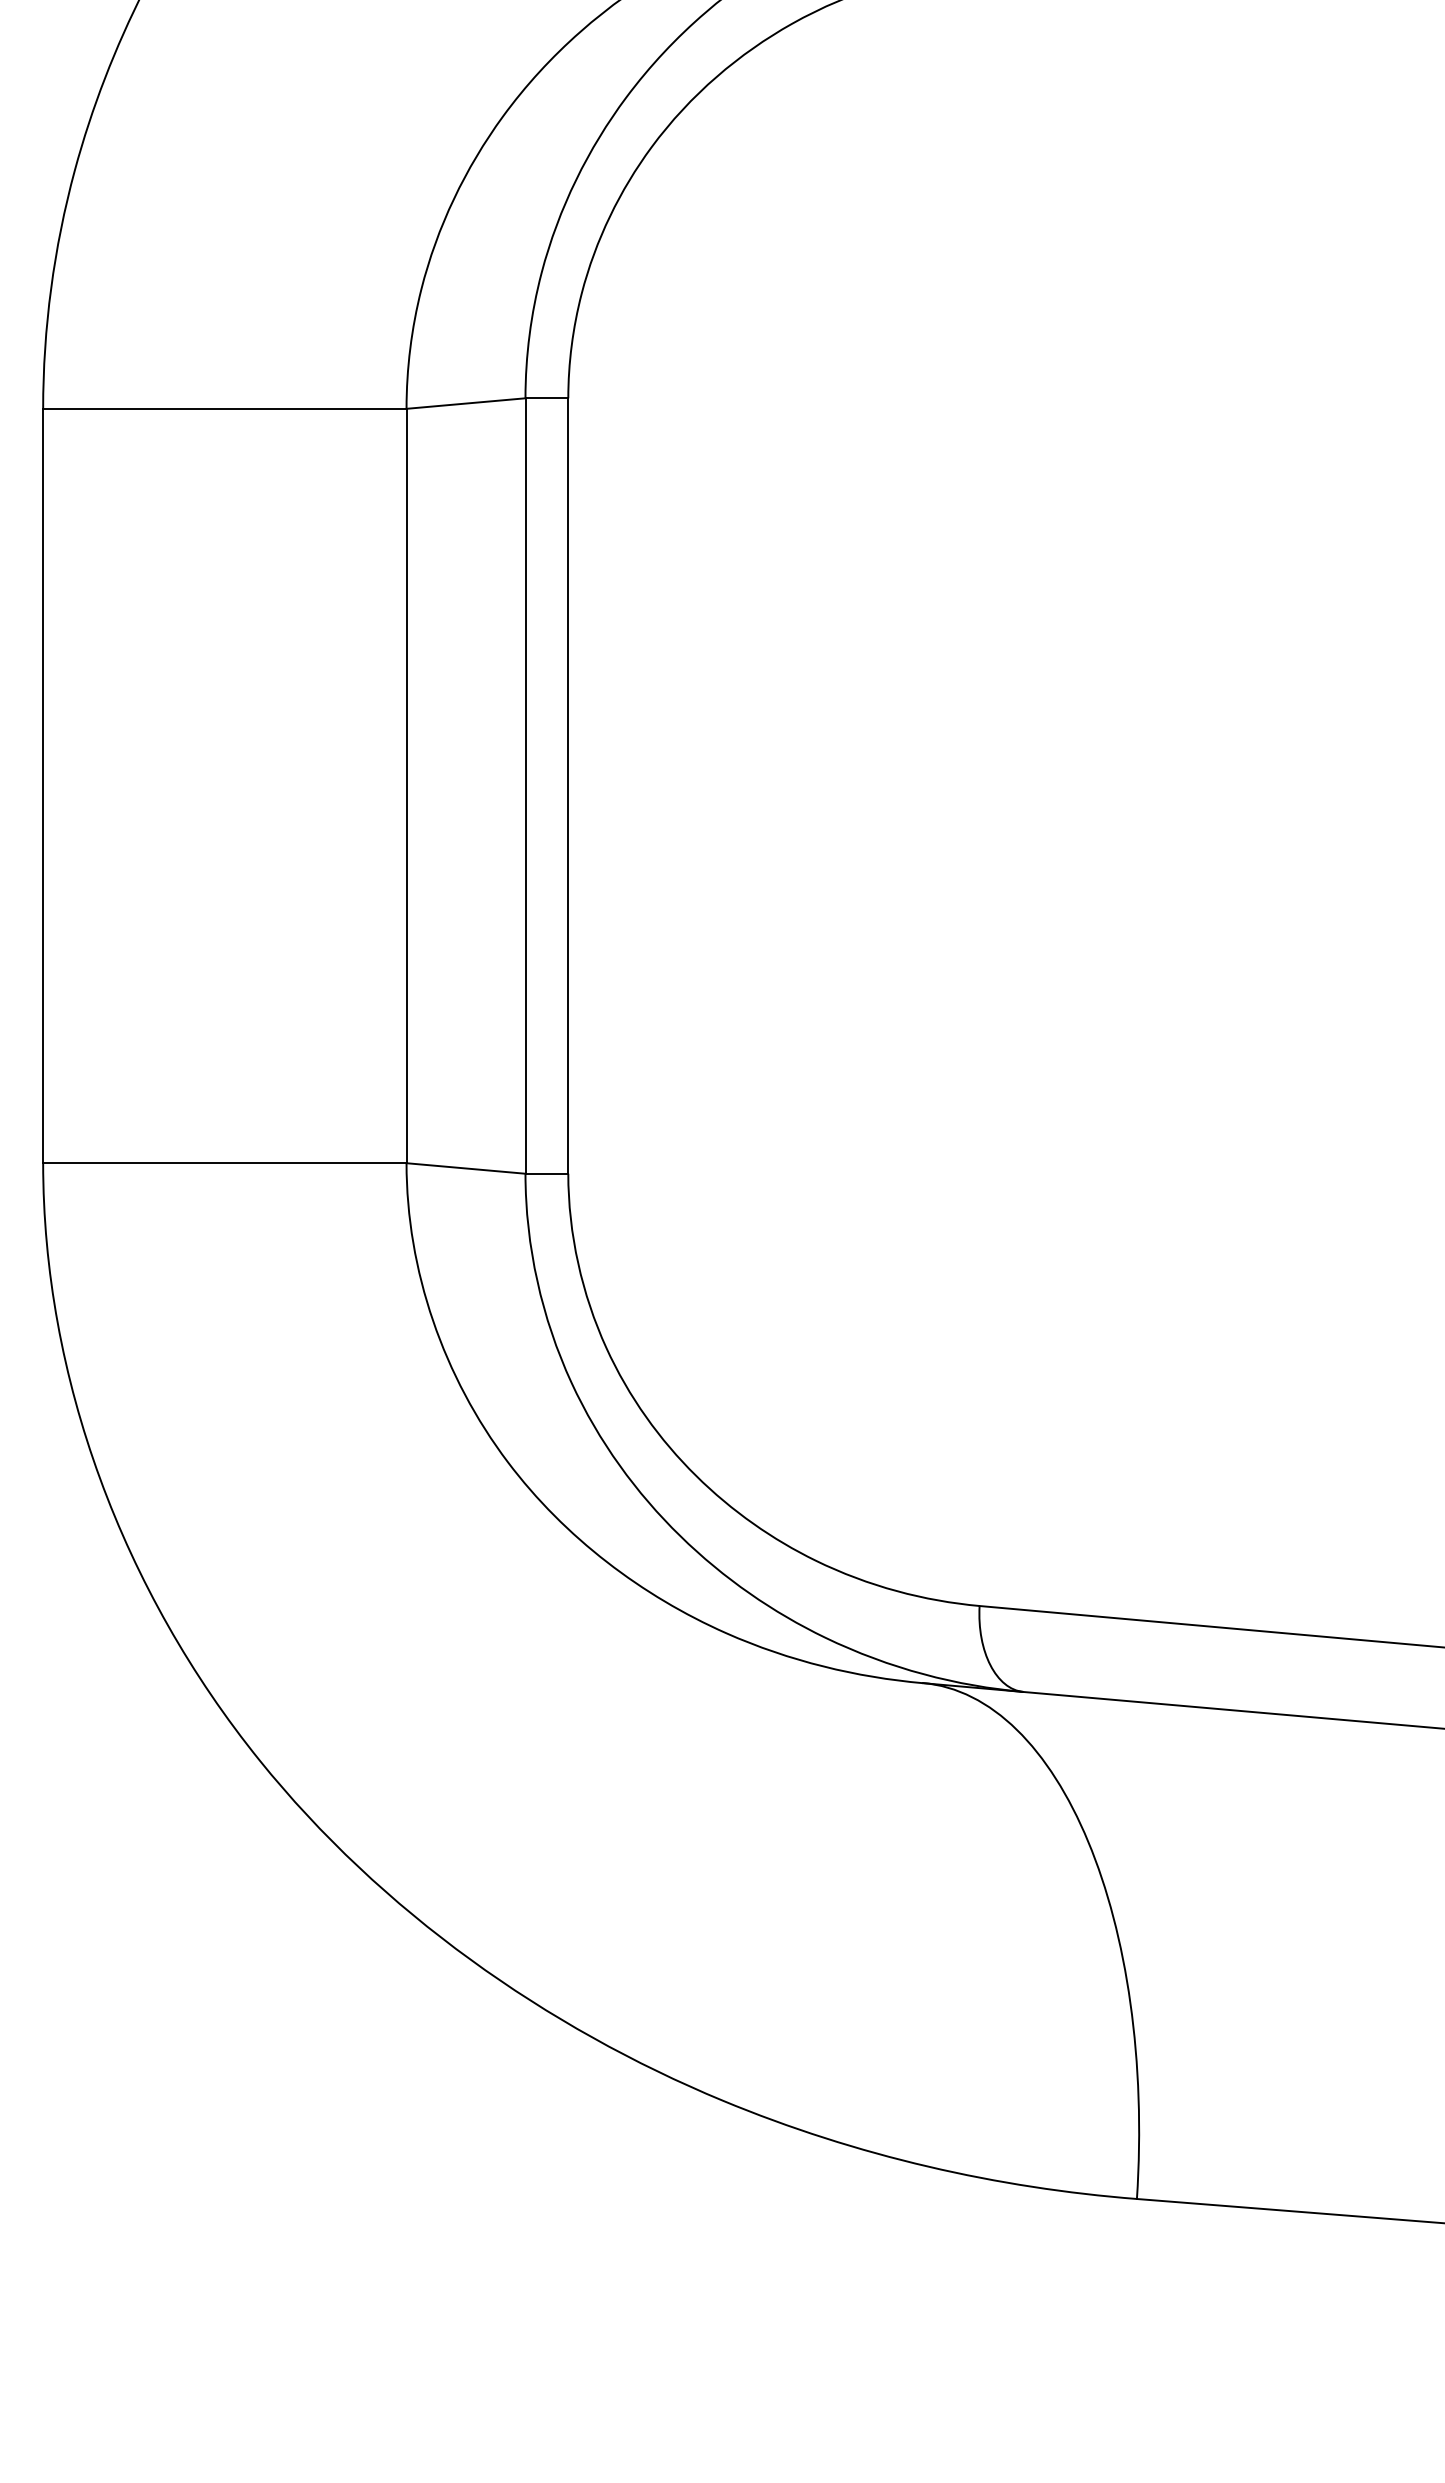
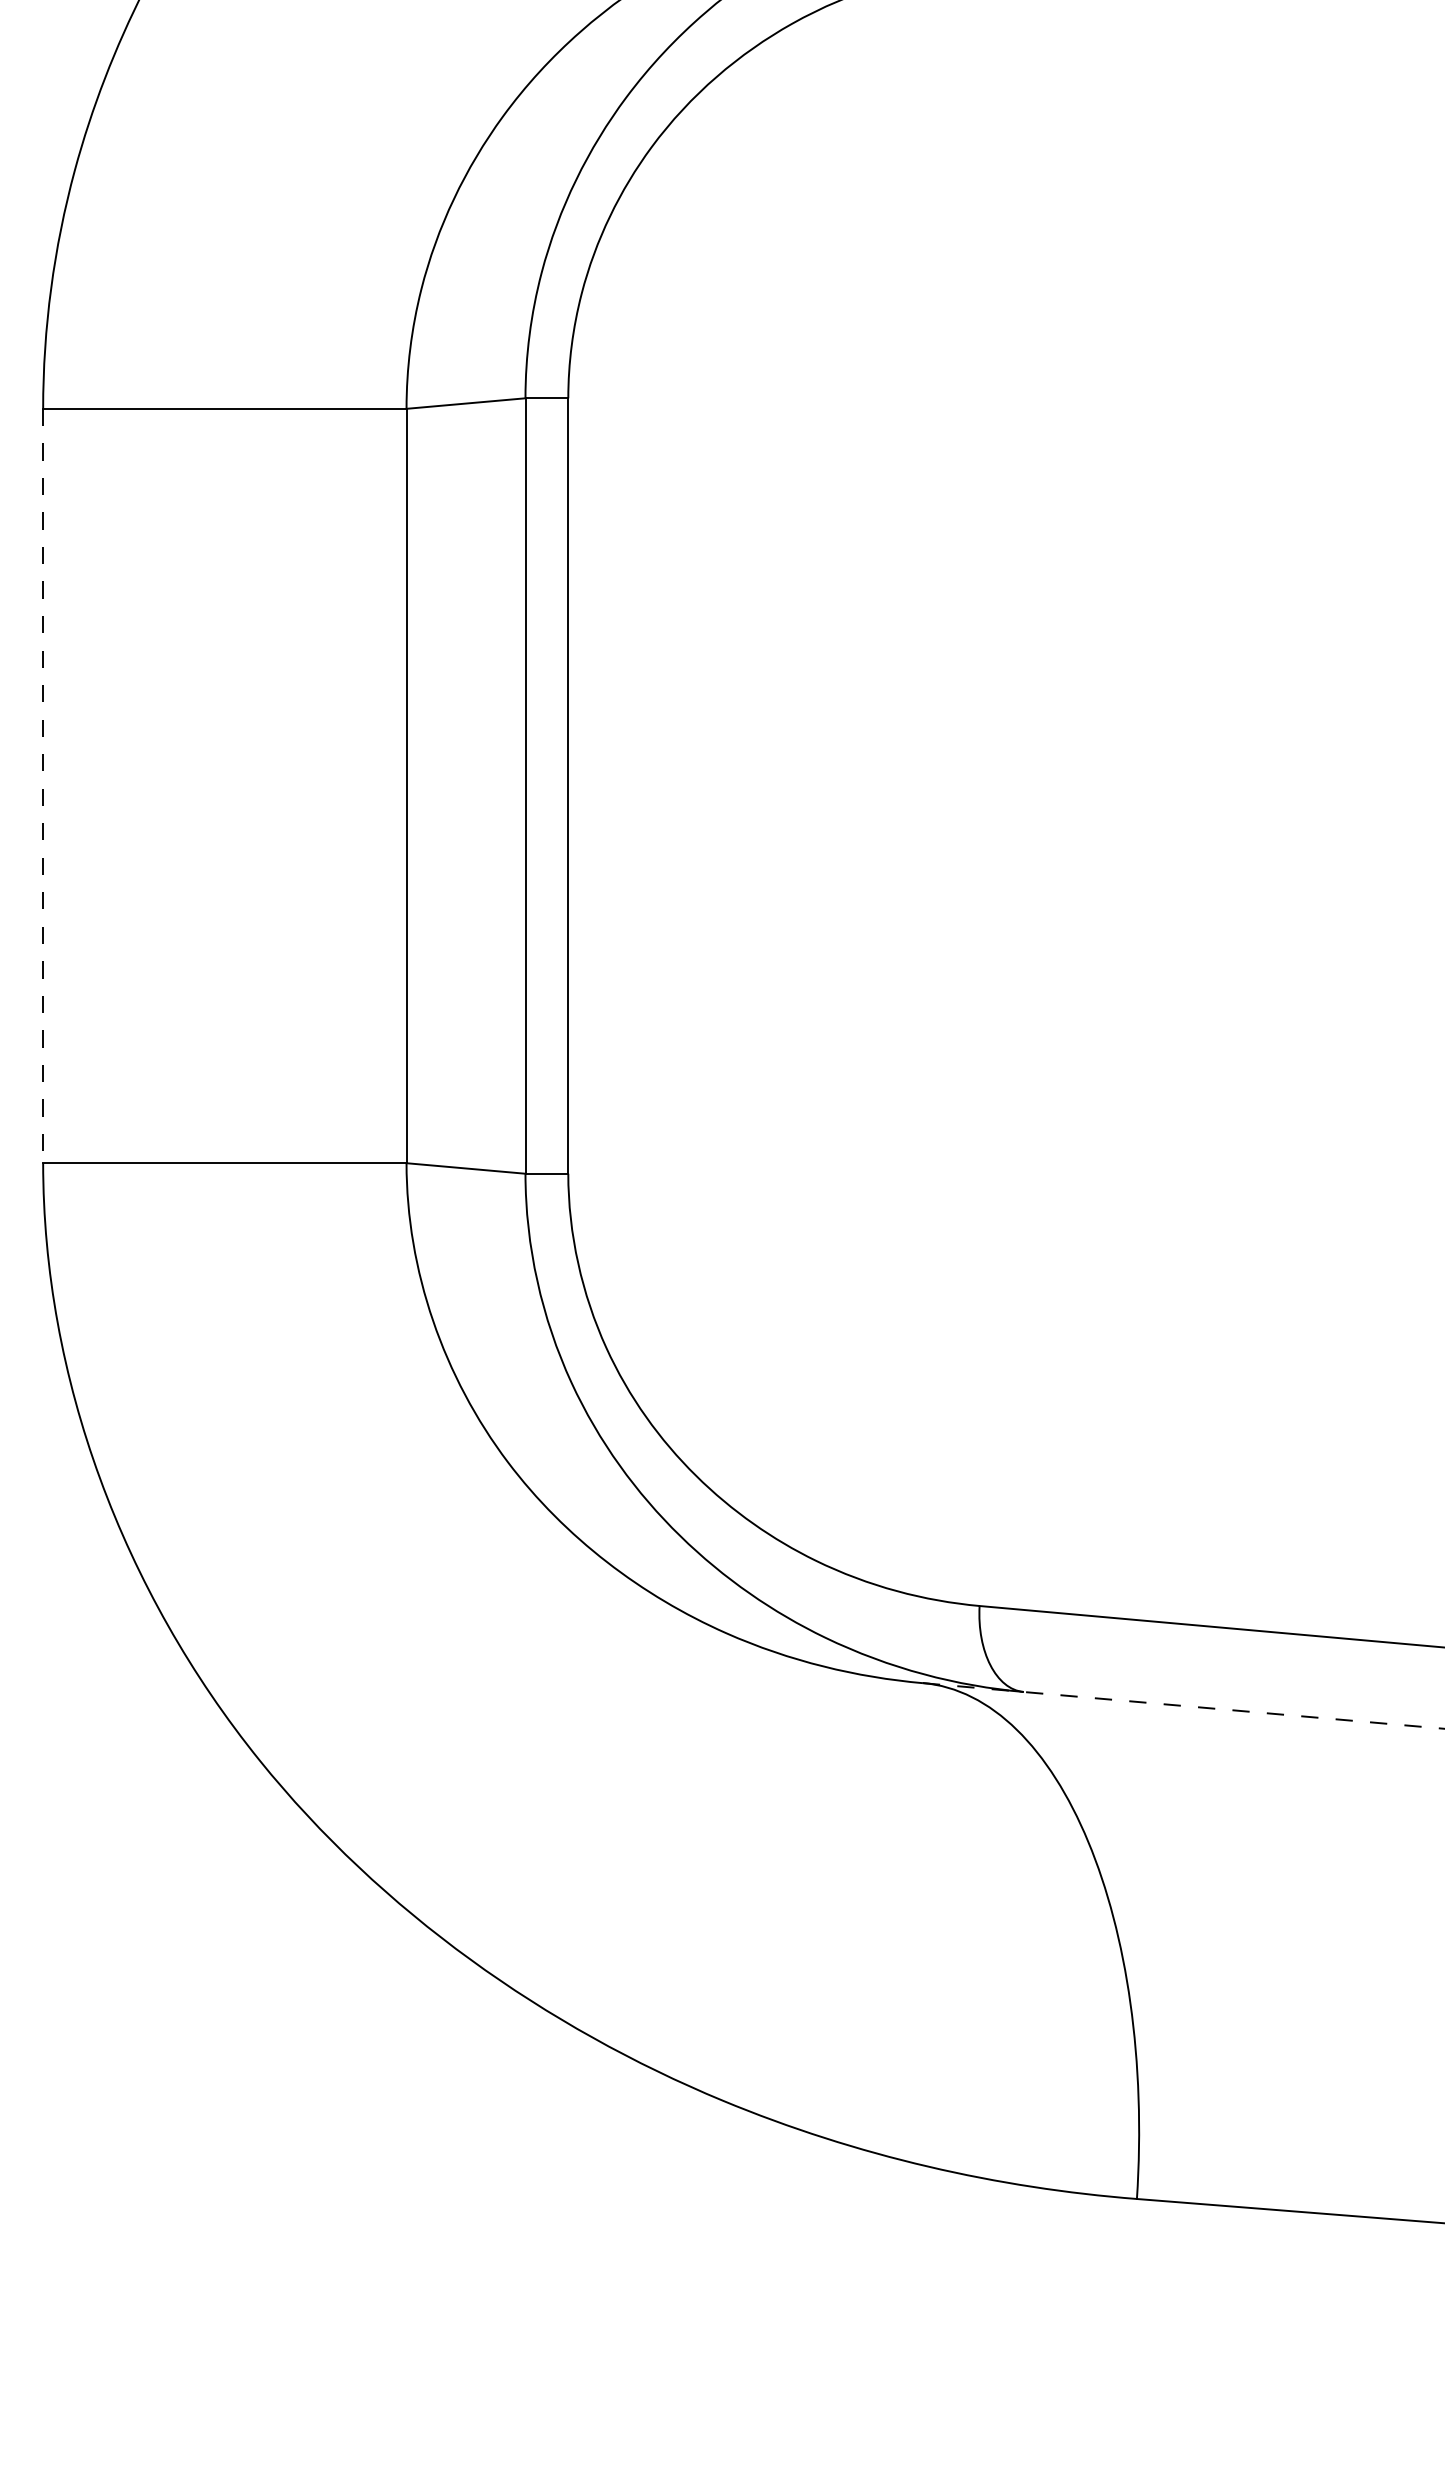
line: solid -> dashed (43, 786)
line: solid -> dashed (1183, 1706)
